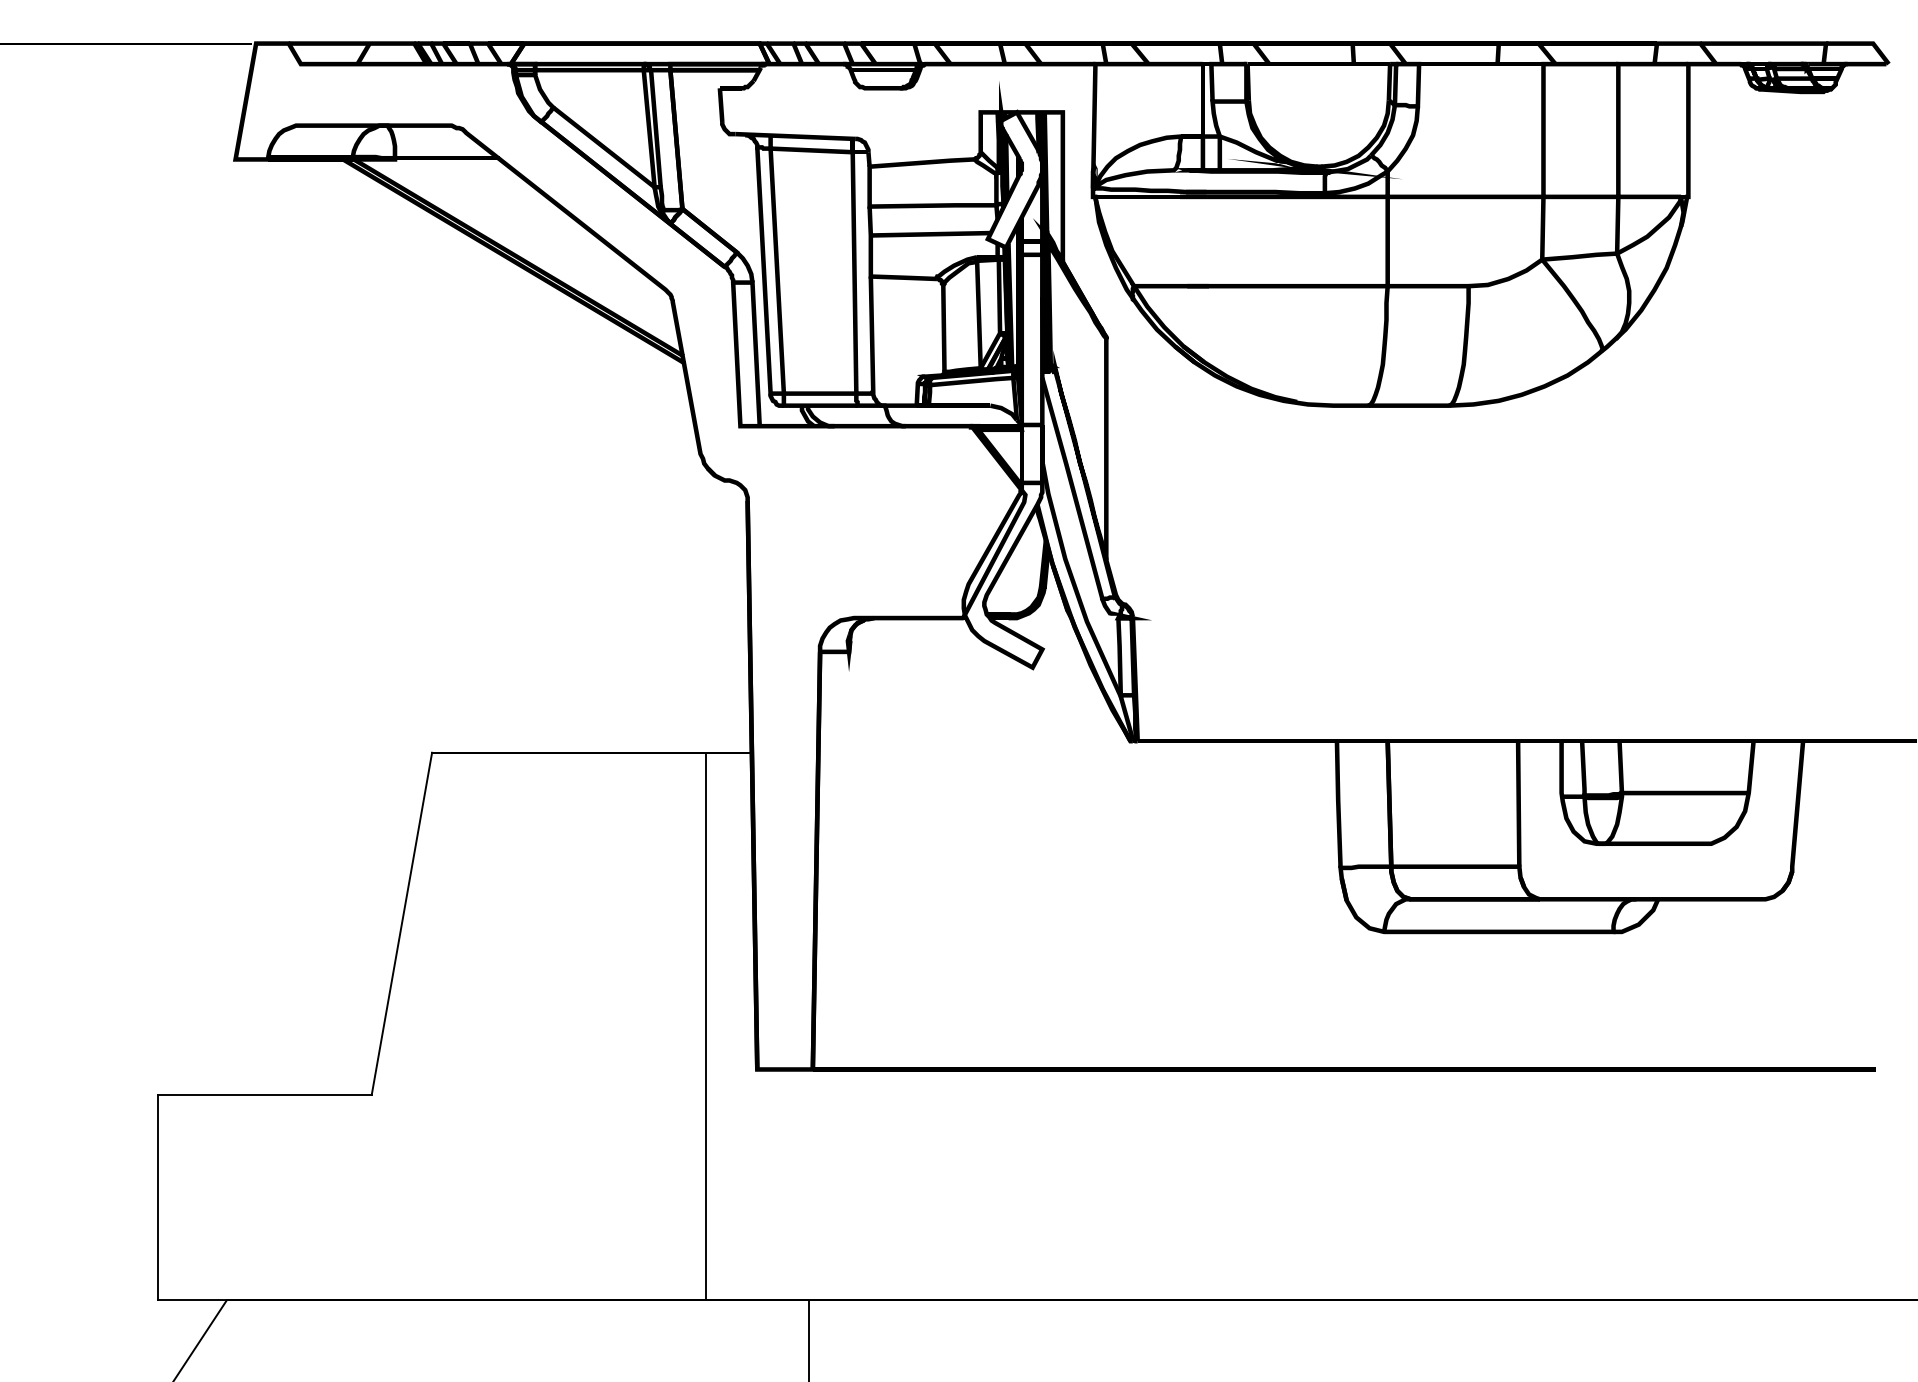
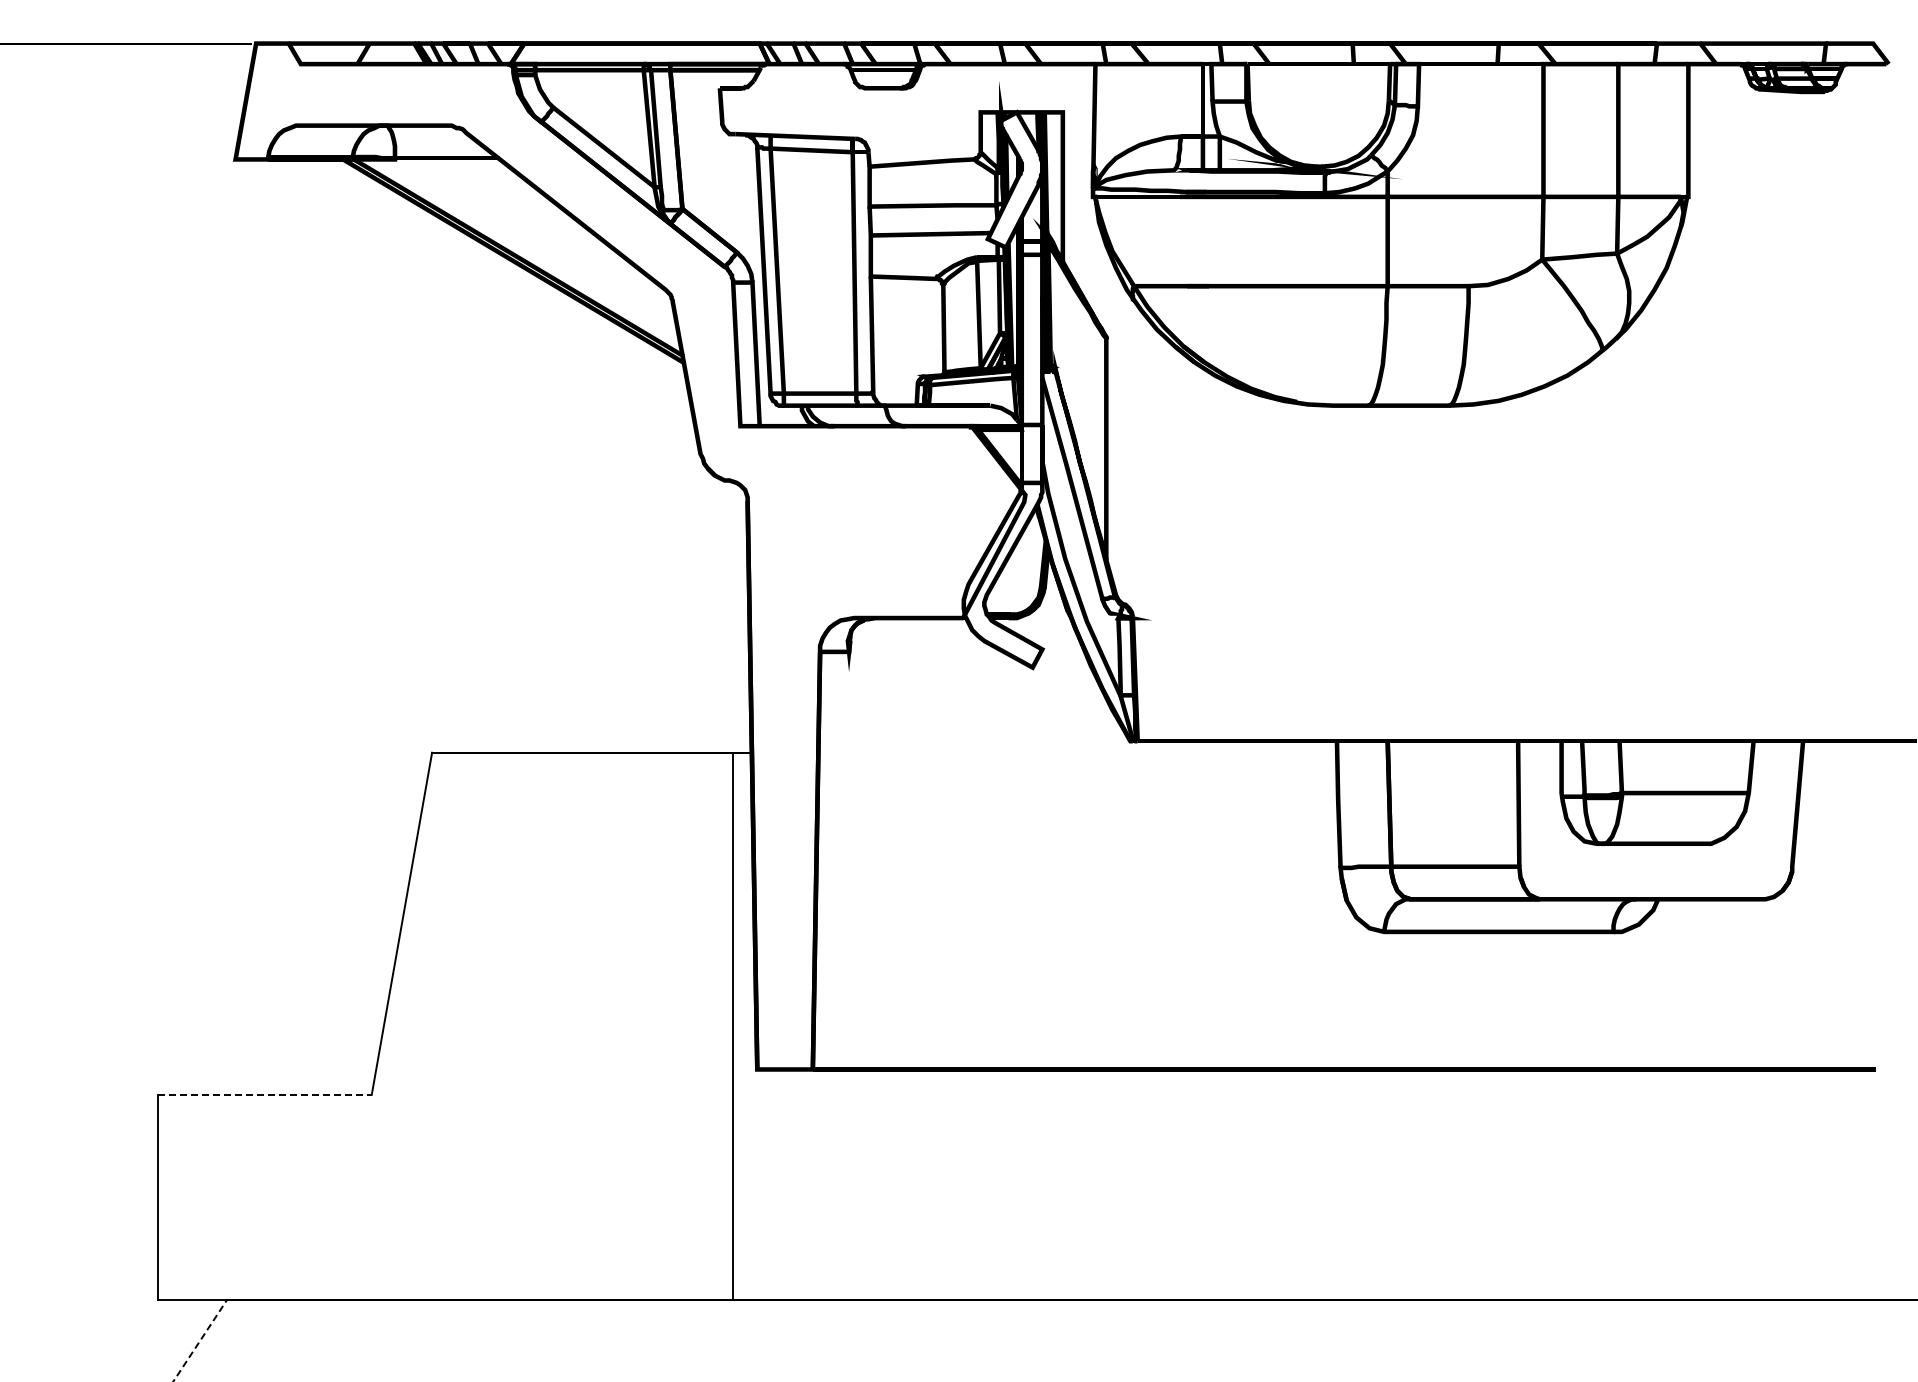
line position: (705, 1026) -> (732, 1026) (732, 1026)
line: solid -> dashed (264, 1094)
line: present -> none (808, 1339)
line: solid -> dashed (200, 1340)
